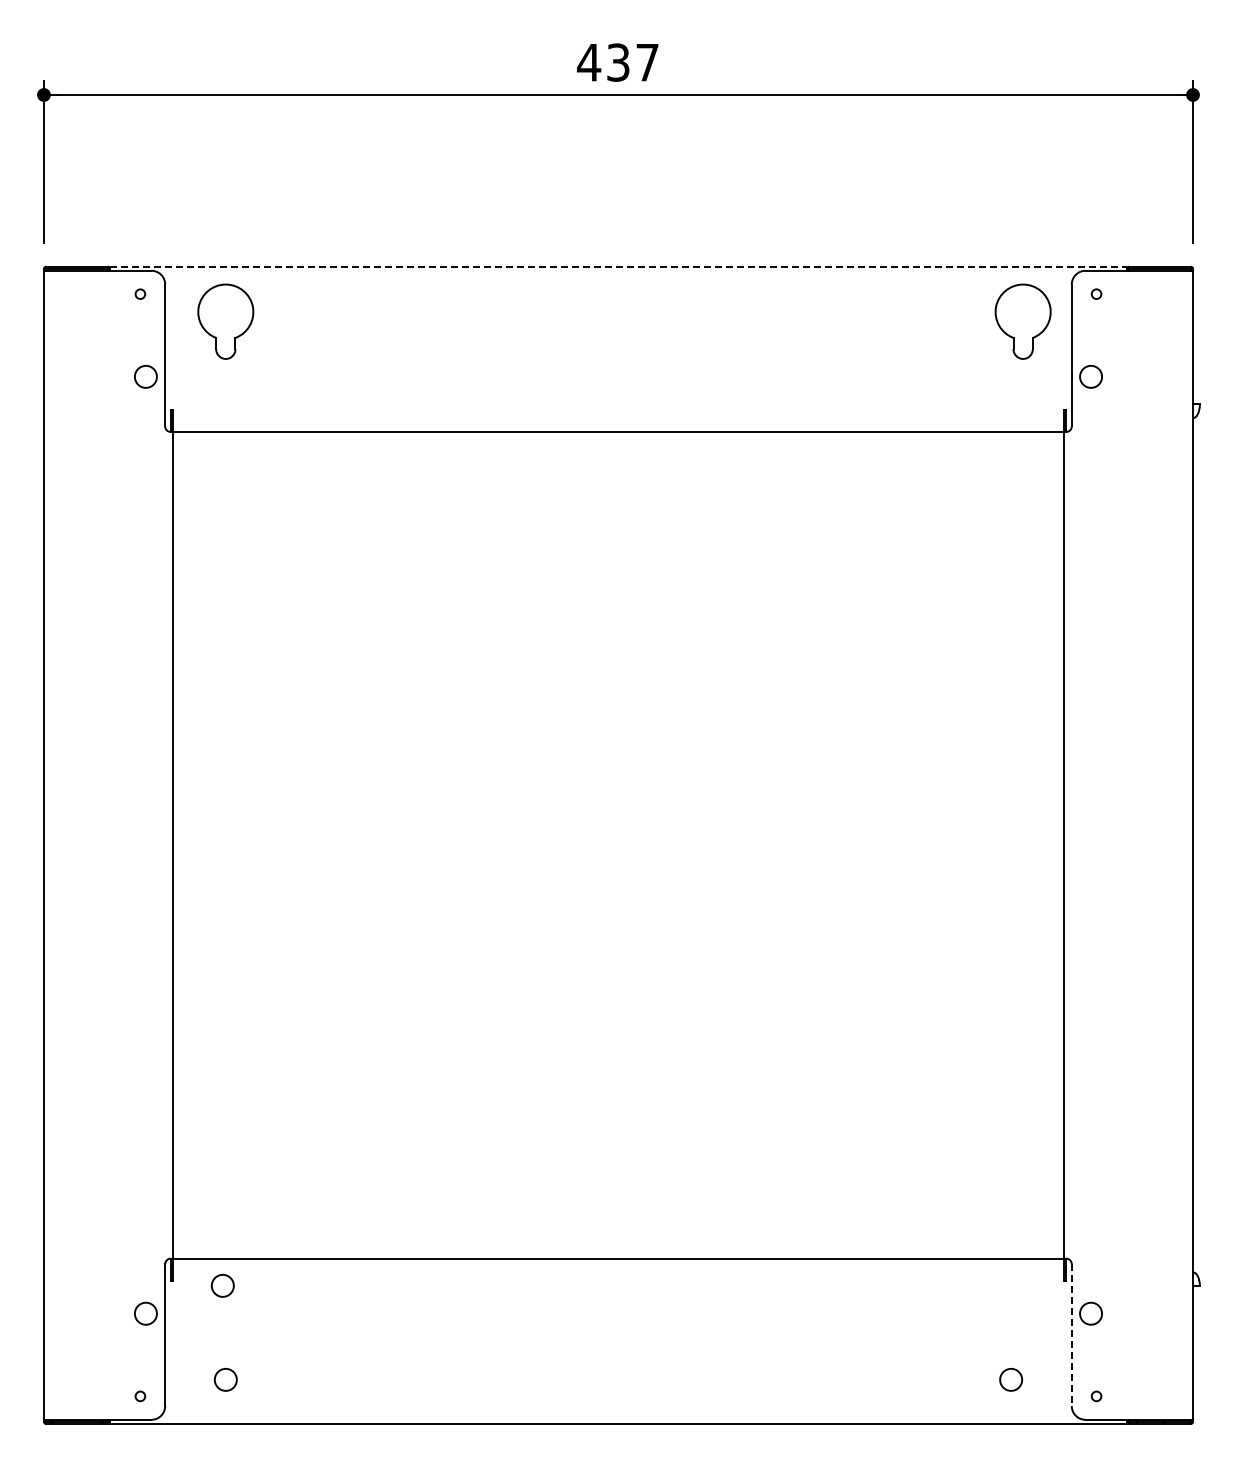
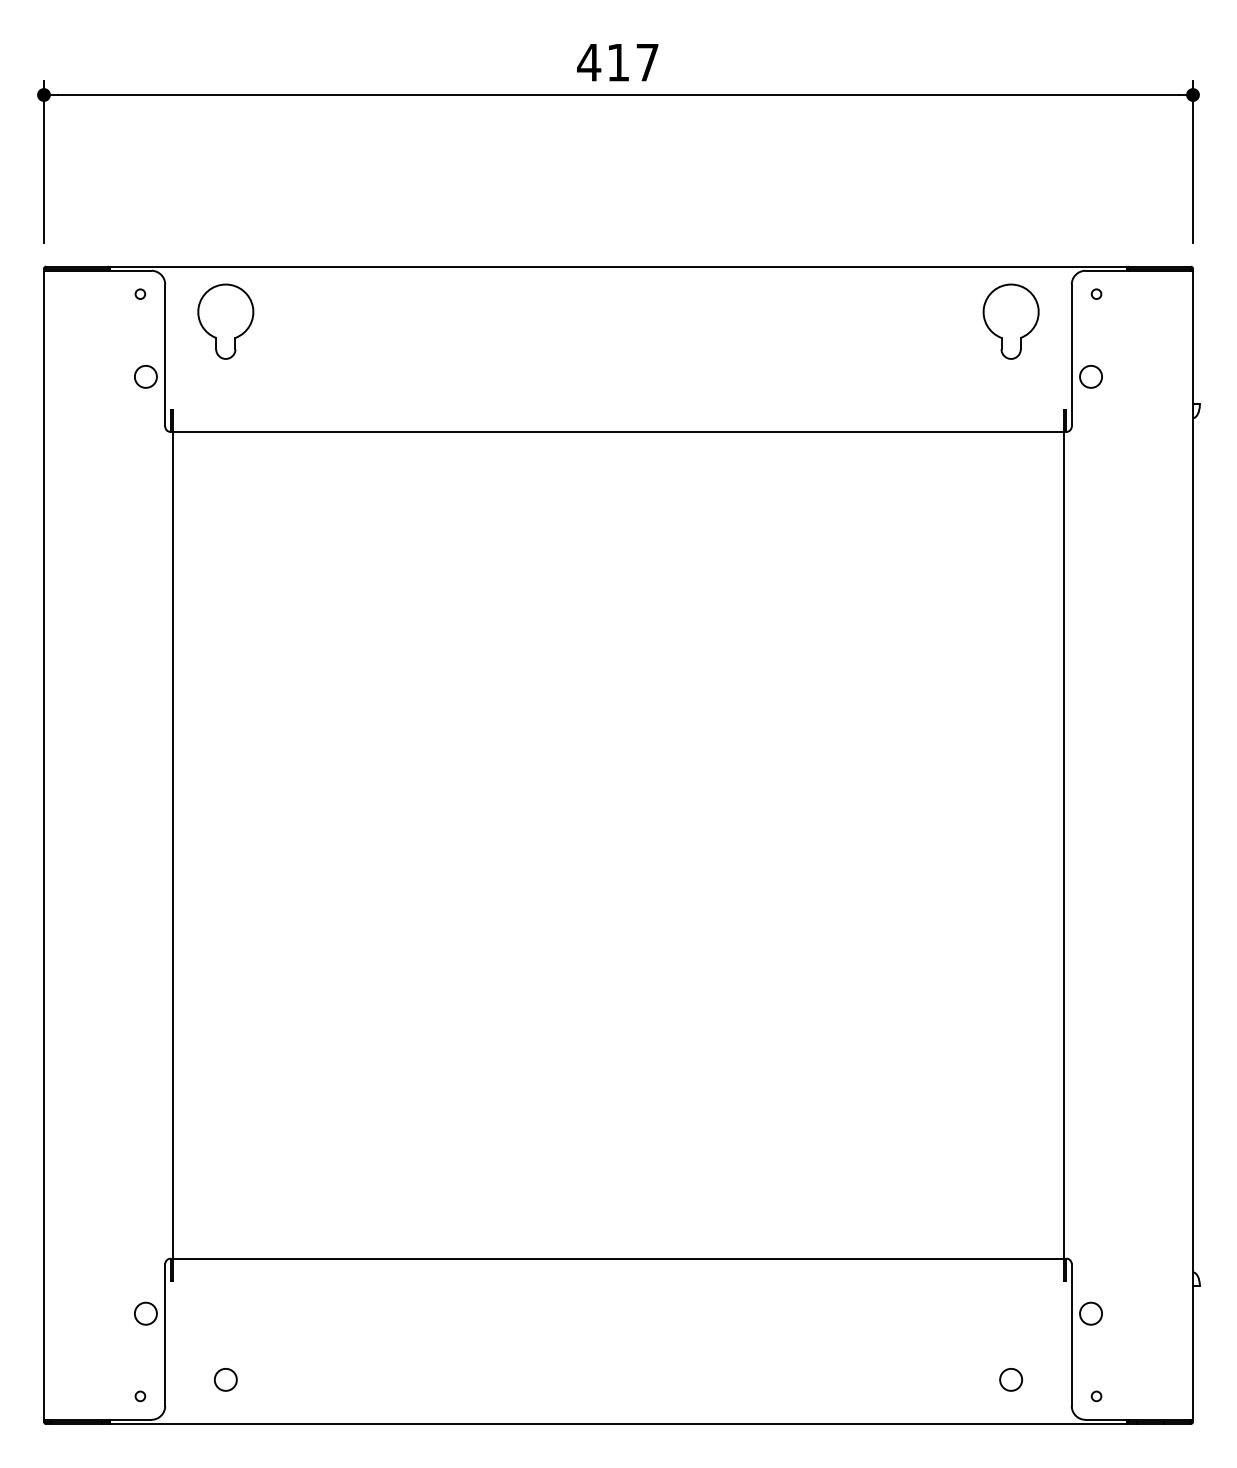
text: 437 -> 417 (618, 62)
line: dashed -> solid (618, 266)
part position: (1022, 321) -> (1010, 321) (1010, 321)
circle: present -> none (222, 1285)
line: dashed -> solid (1071, 1335)
